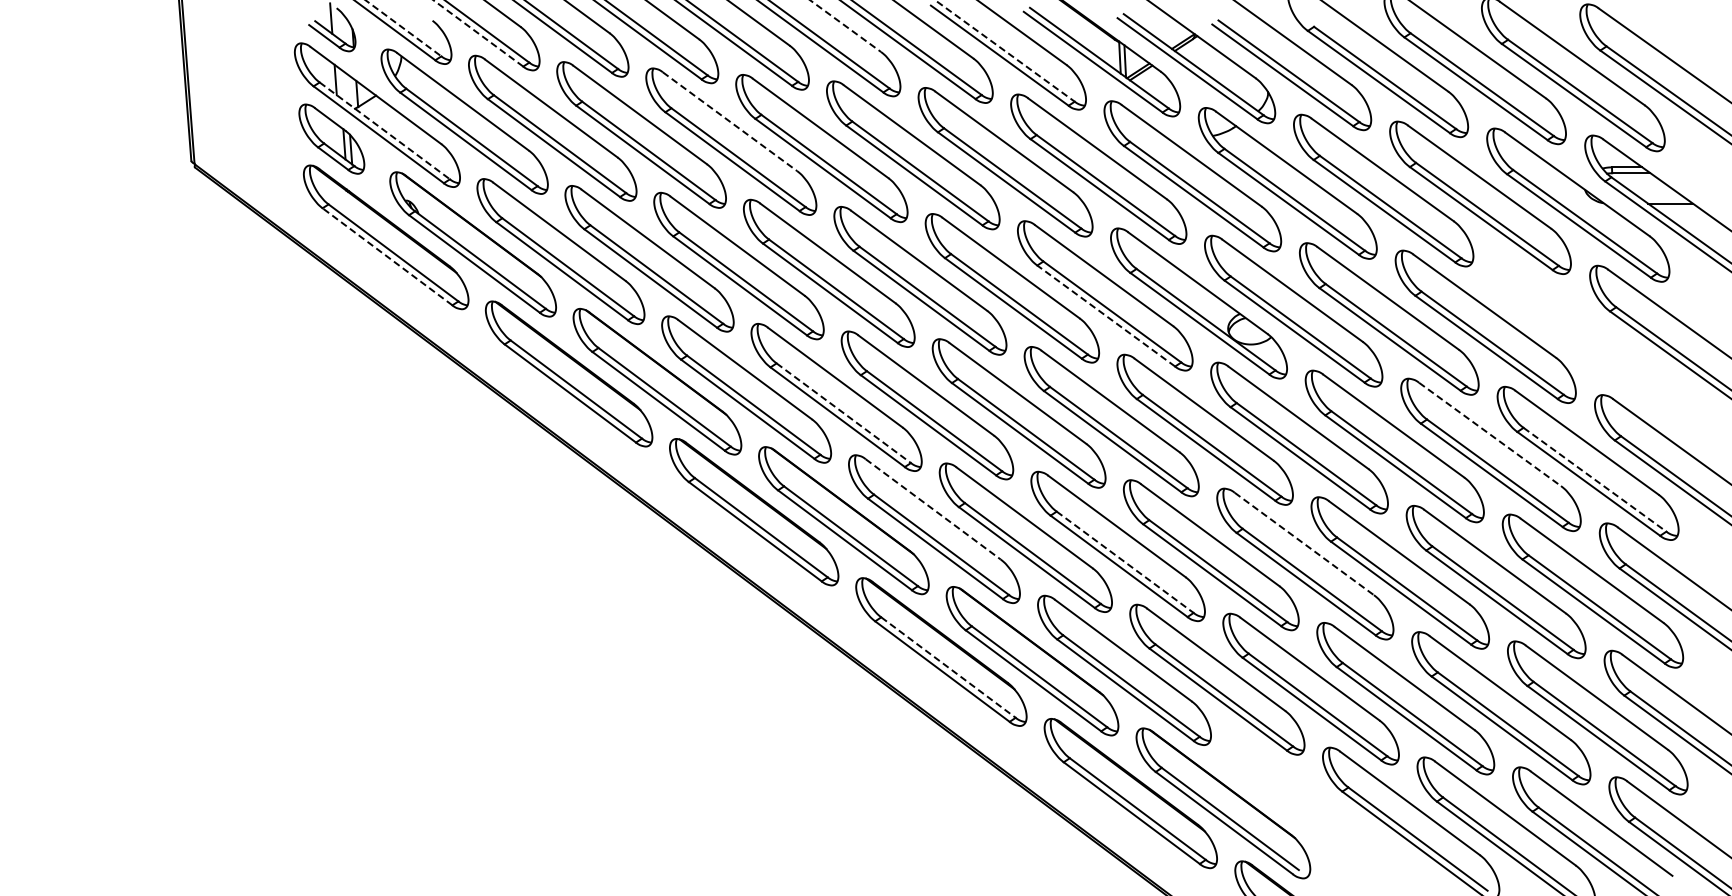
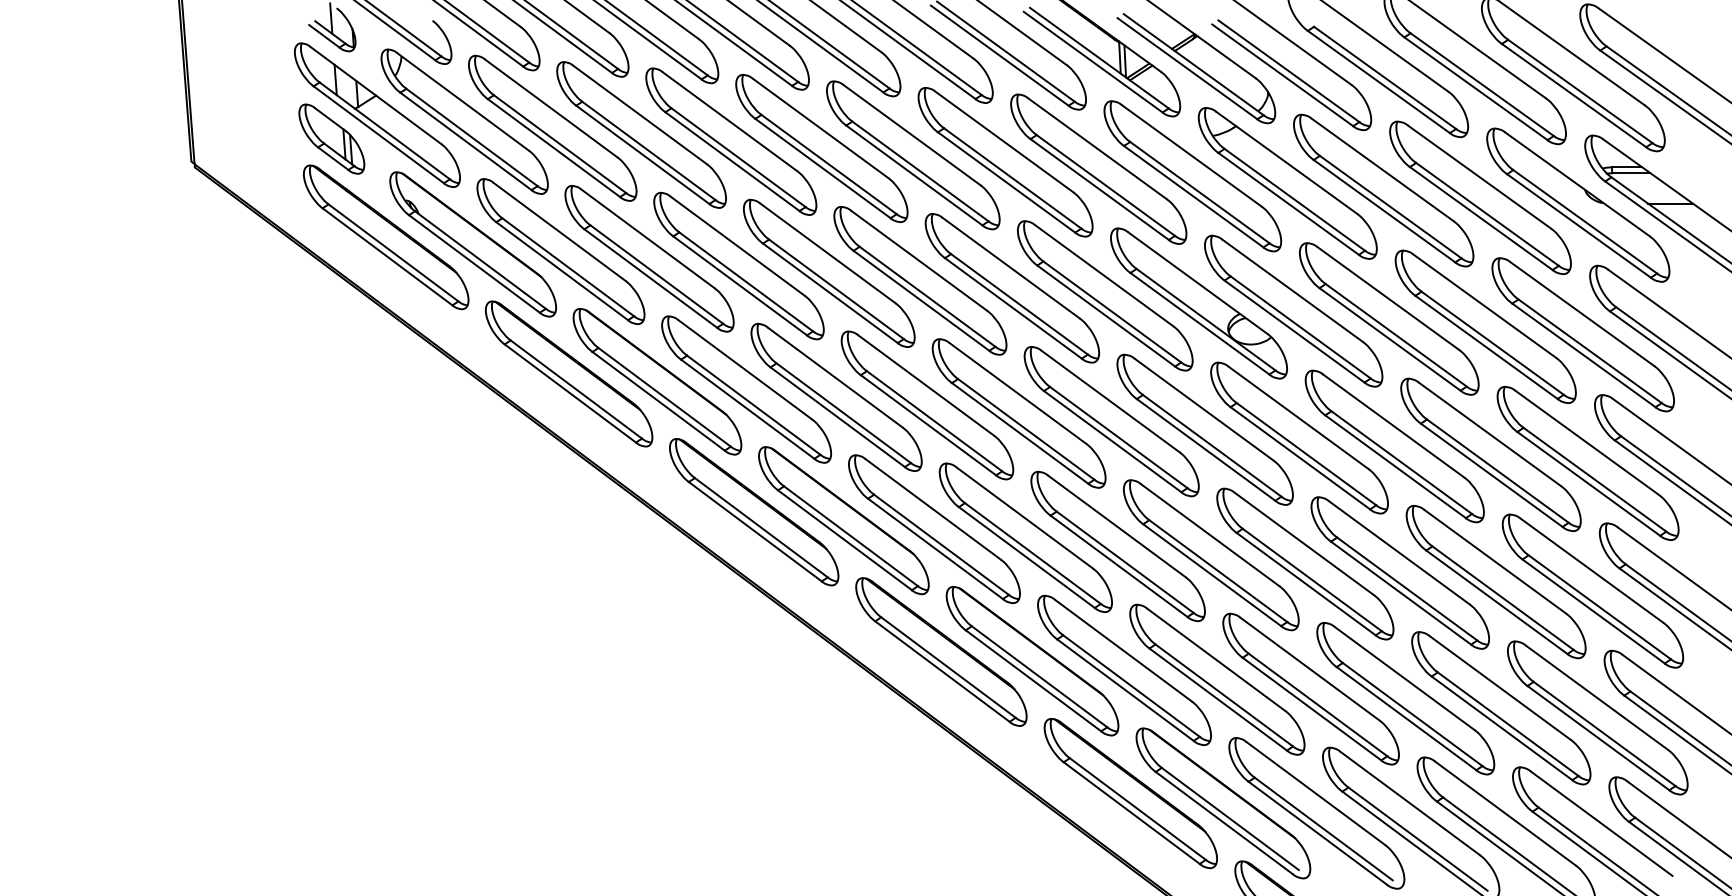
line: dashed -> solid (845, 26)
line: dashed -> solid (403, 28)
line: dashed -> solid (478, 33)
line: dashed -> solid (1006, 51)
line: dashed -> solid (730, 122)
line: dashed -> solid (385, 131)
line: dashed -> solid (387, 256)
line: dashed -> solid (1105, 315)
part: none -> present (1582, 334)
line: dashed -> solid (843, 413)
line: dashed -> solid (1490, 434)
line: dashed -> solid (1595, 480)
line: dashed -> solid (933, 509)
line: dashed -> solid (1304, 544)
line: dashed -> solid (1125, 562)
line: dashed -> solid (948, 667)
part: none -> present (1316, 813)
